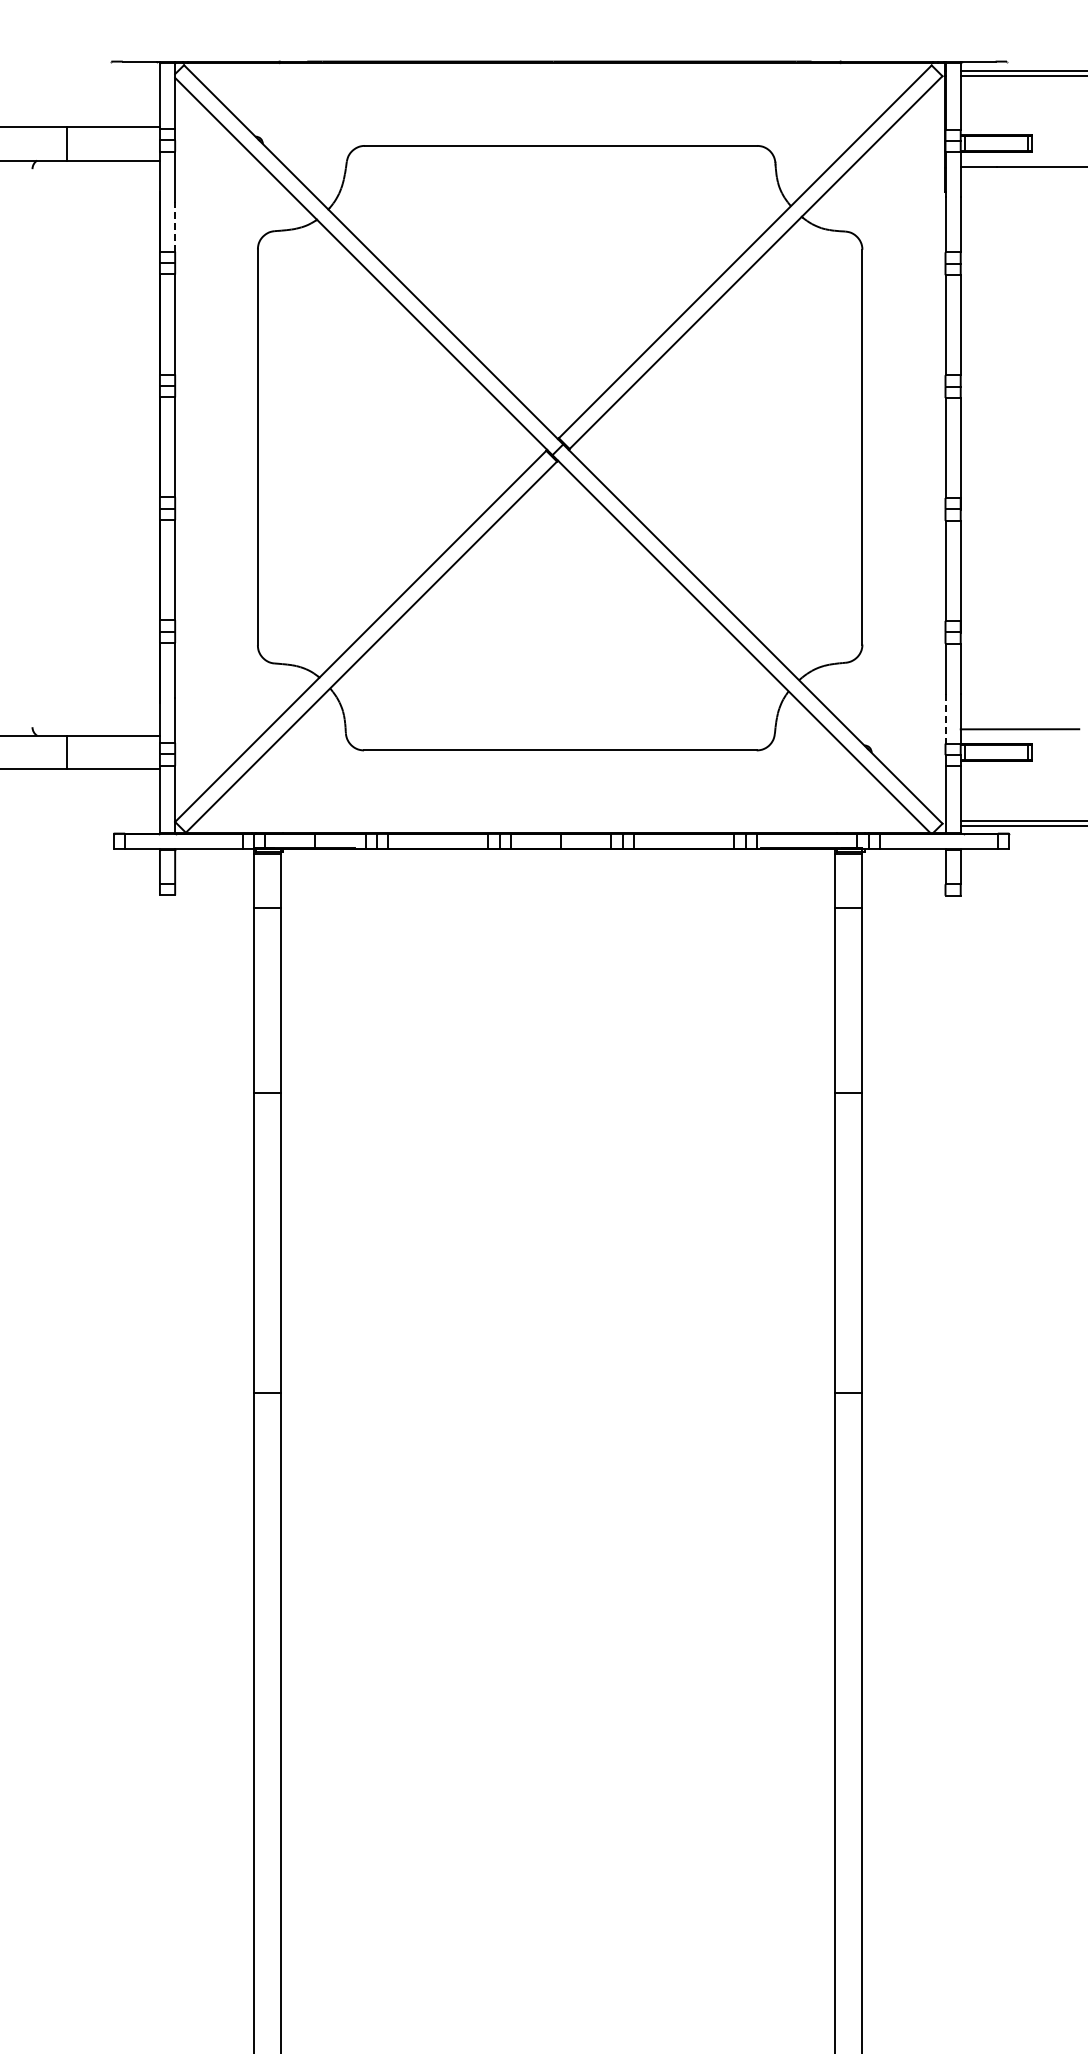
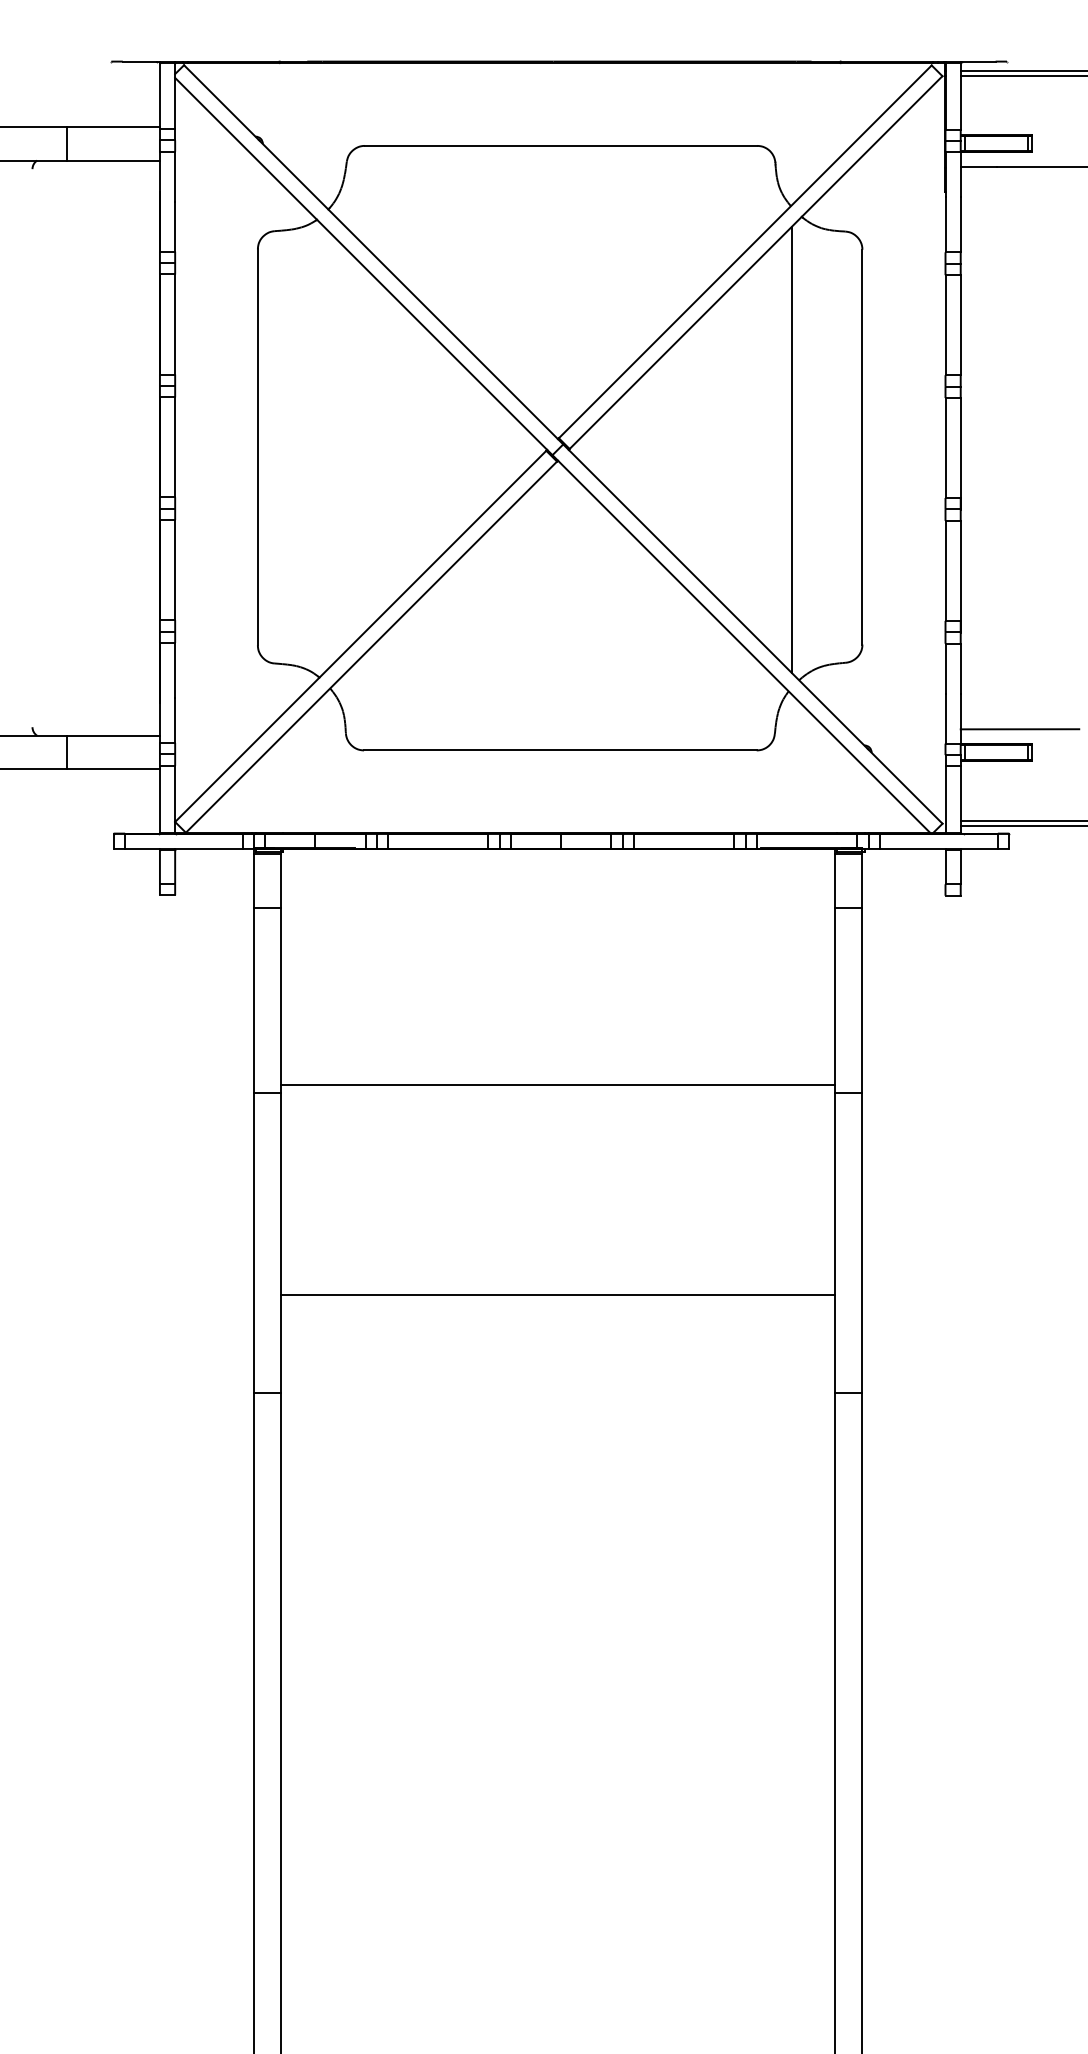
line: dashed -> solid (175, 226)
line: none -> present (791, 449)
line: dashed -> solid (945, 718)
line: none -> present (557, 1084)
line: none -> present (557, 1294)
